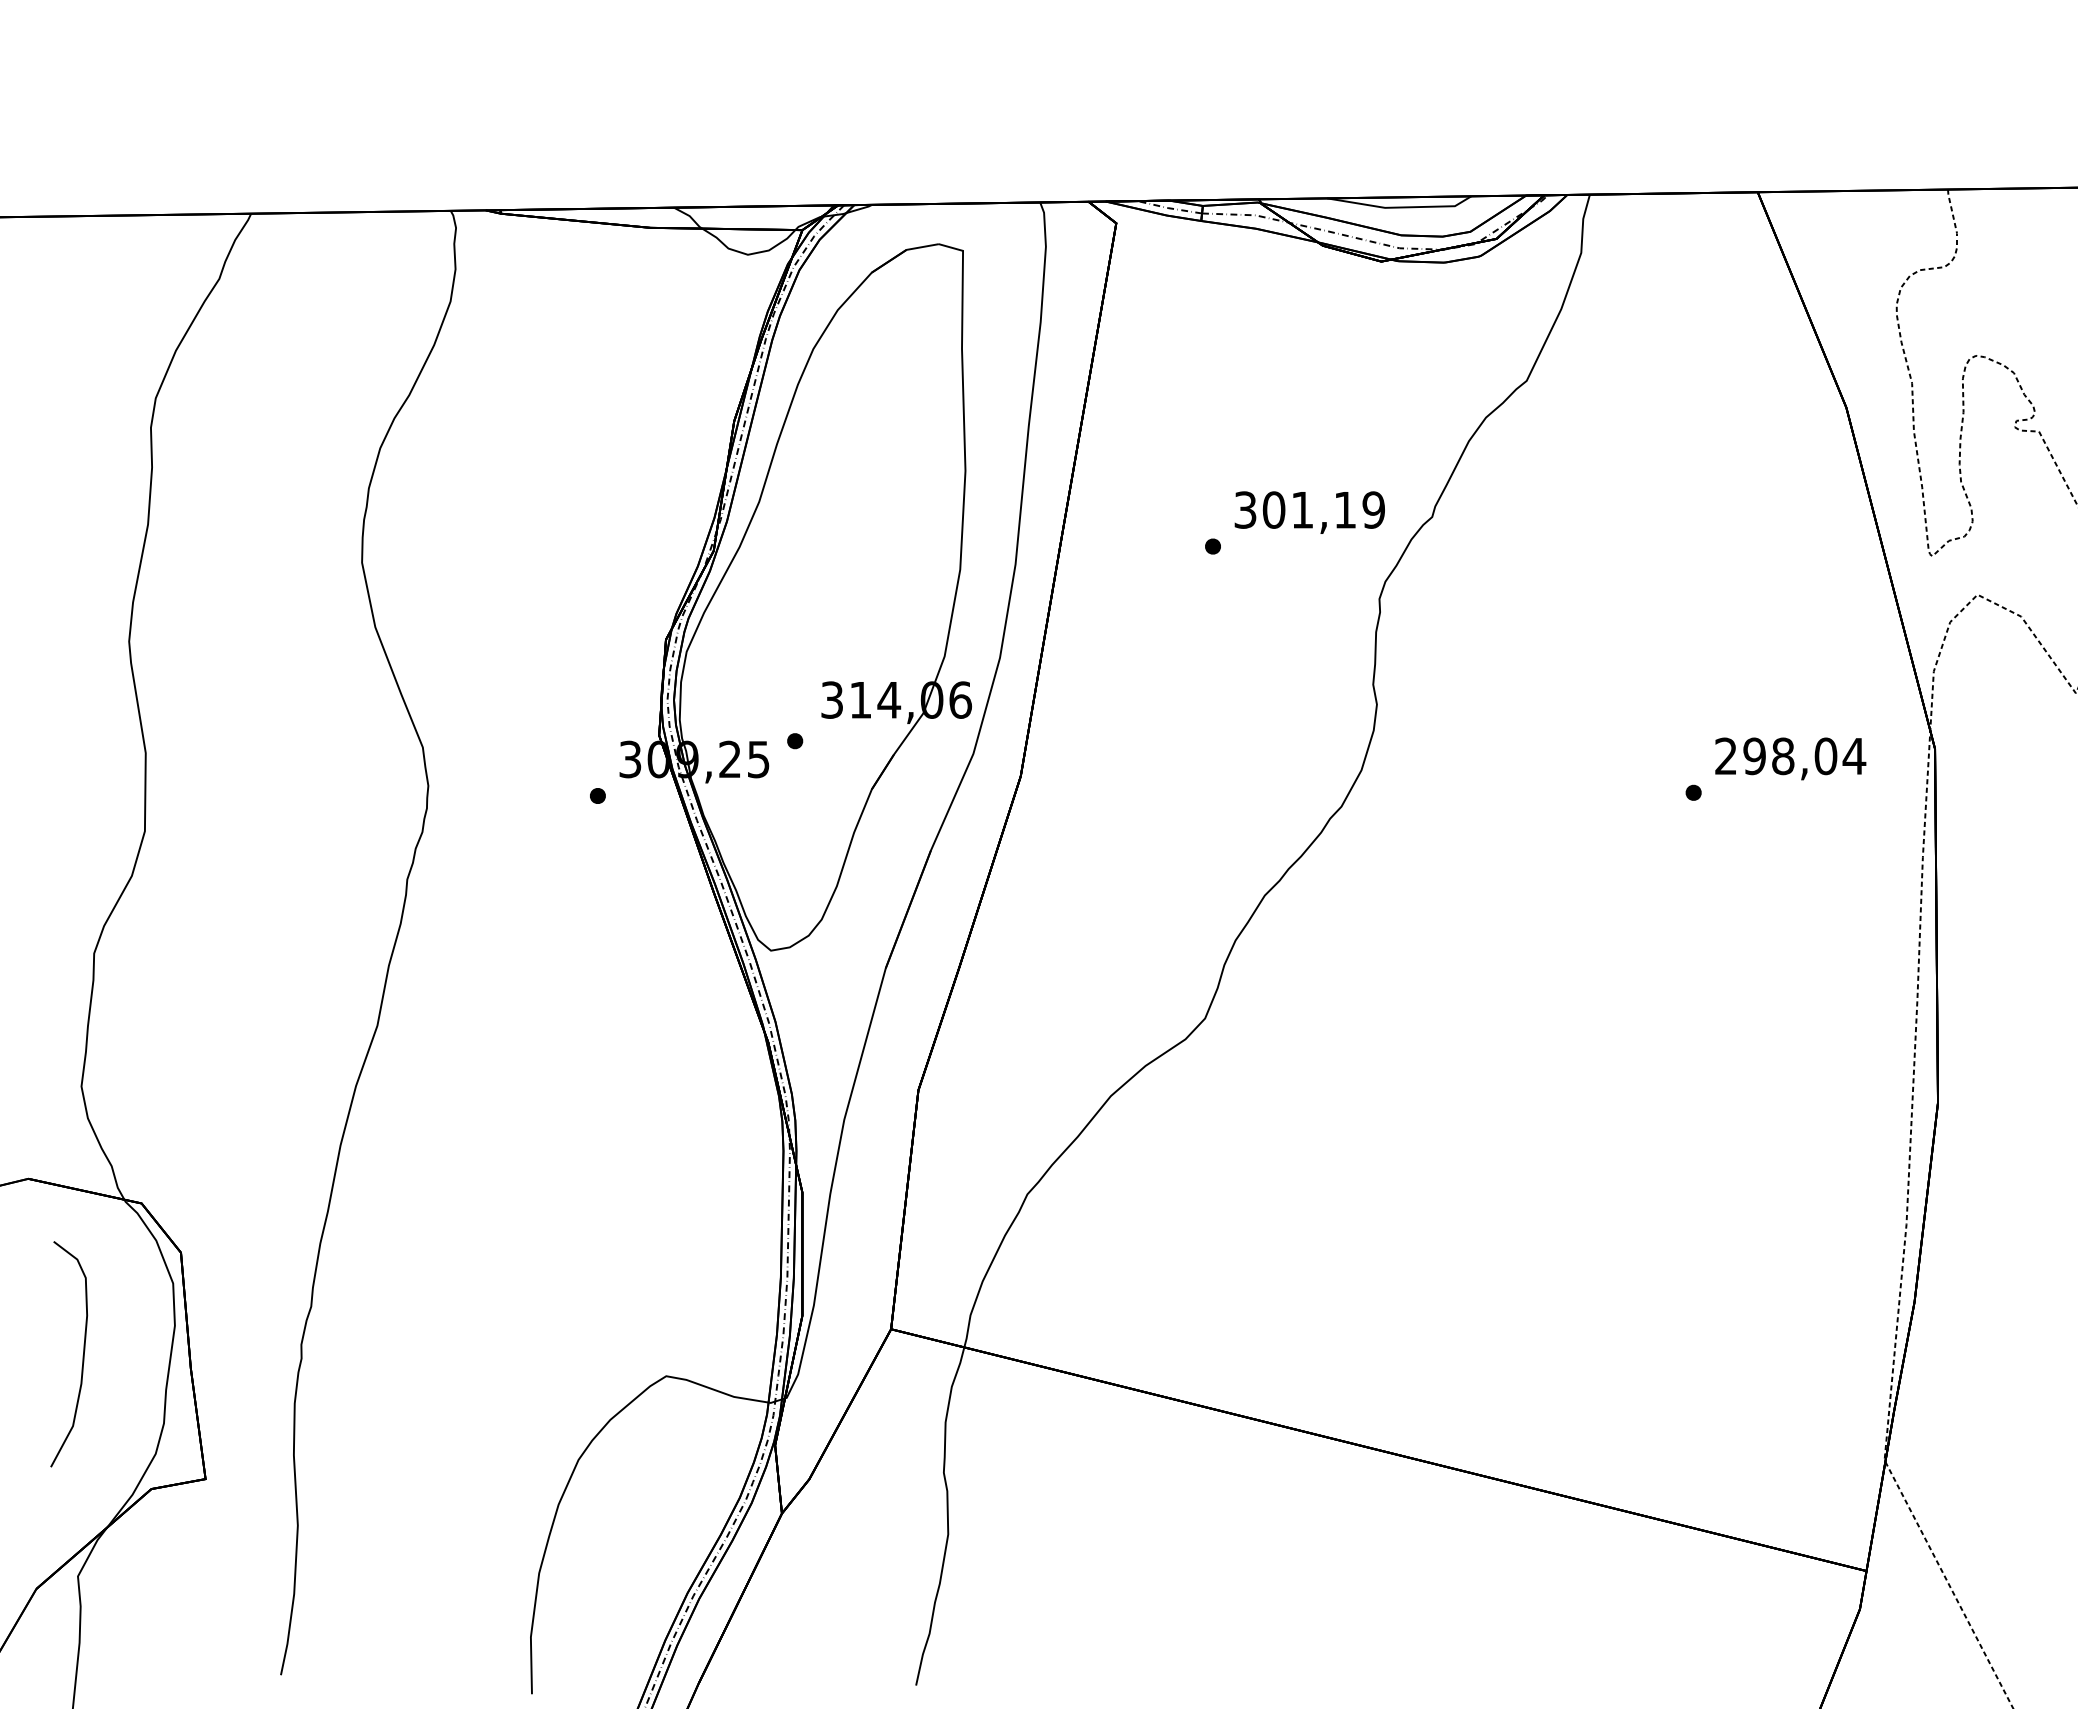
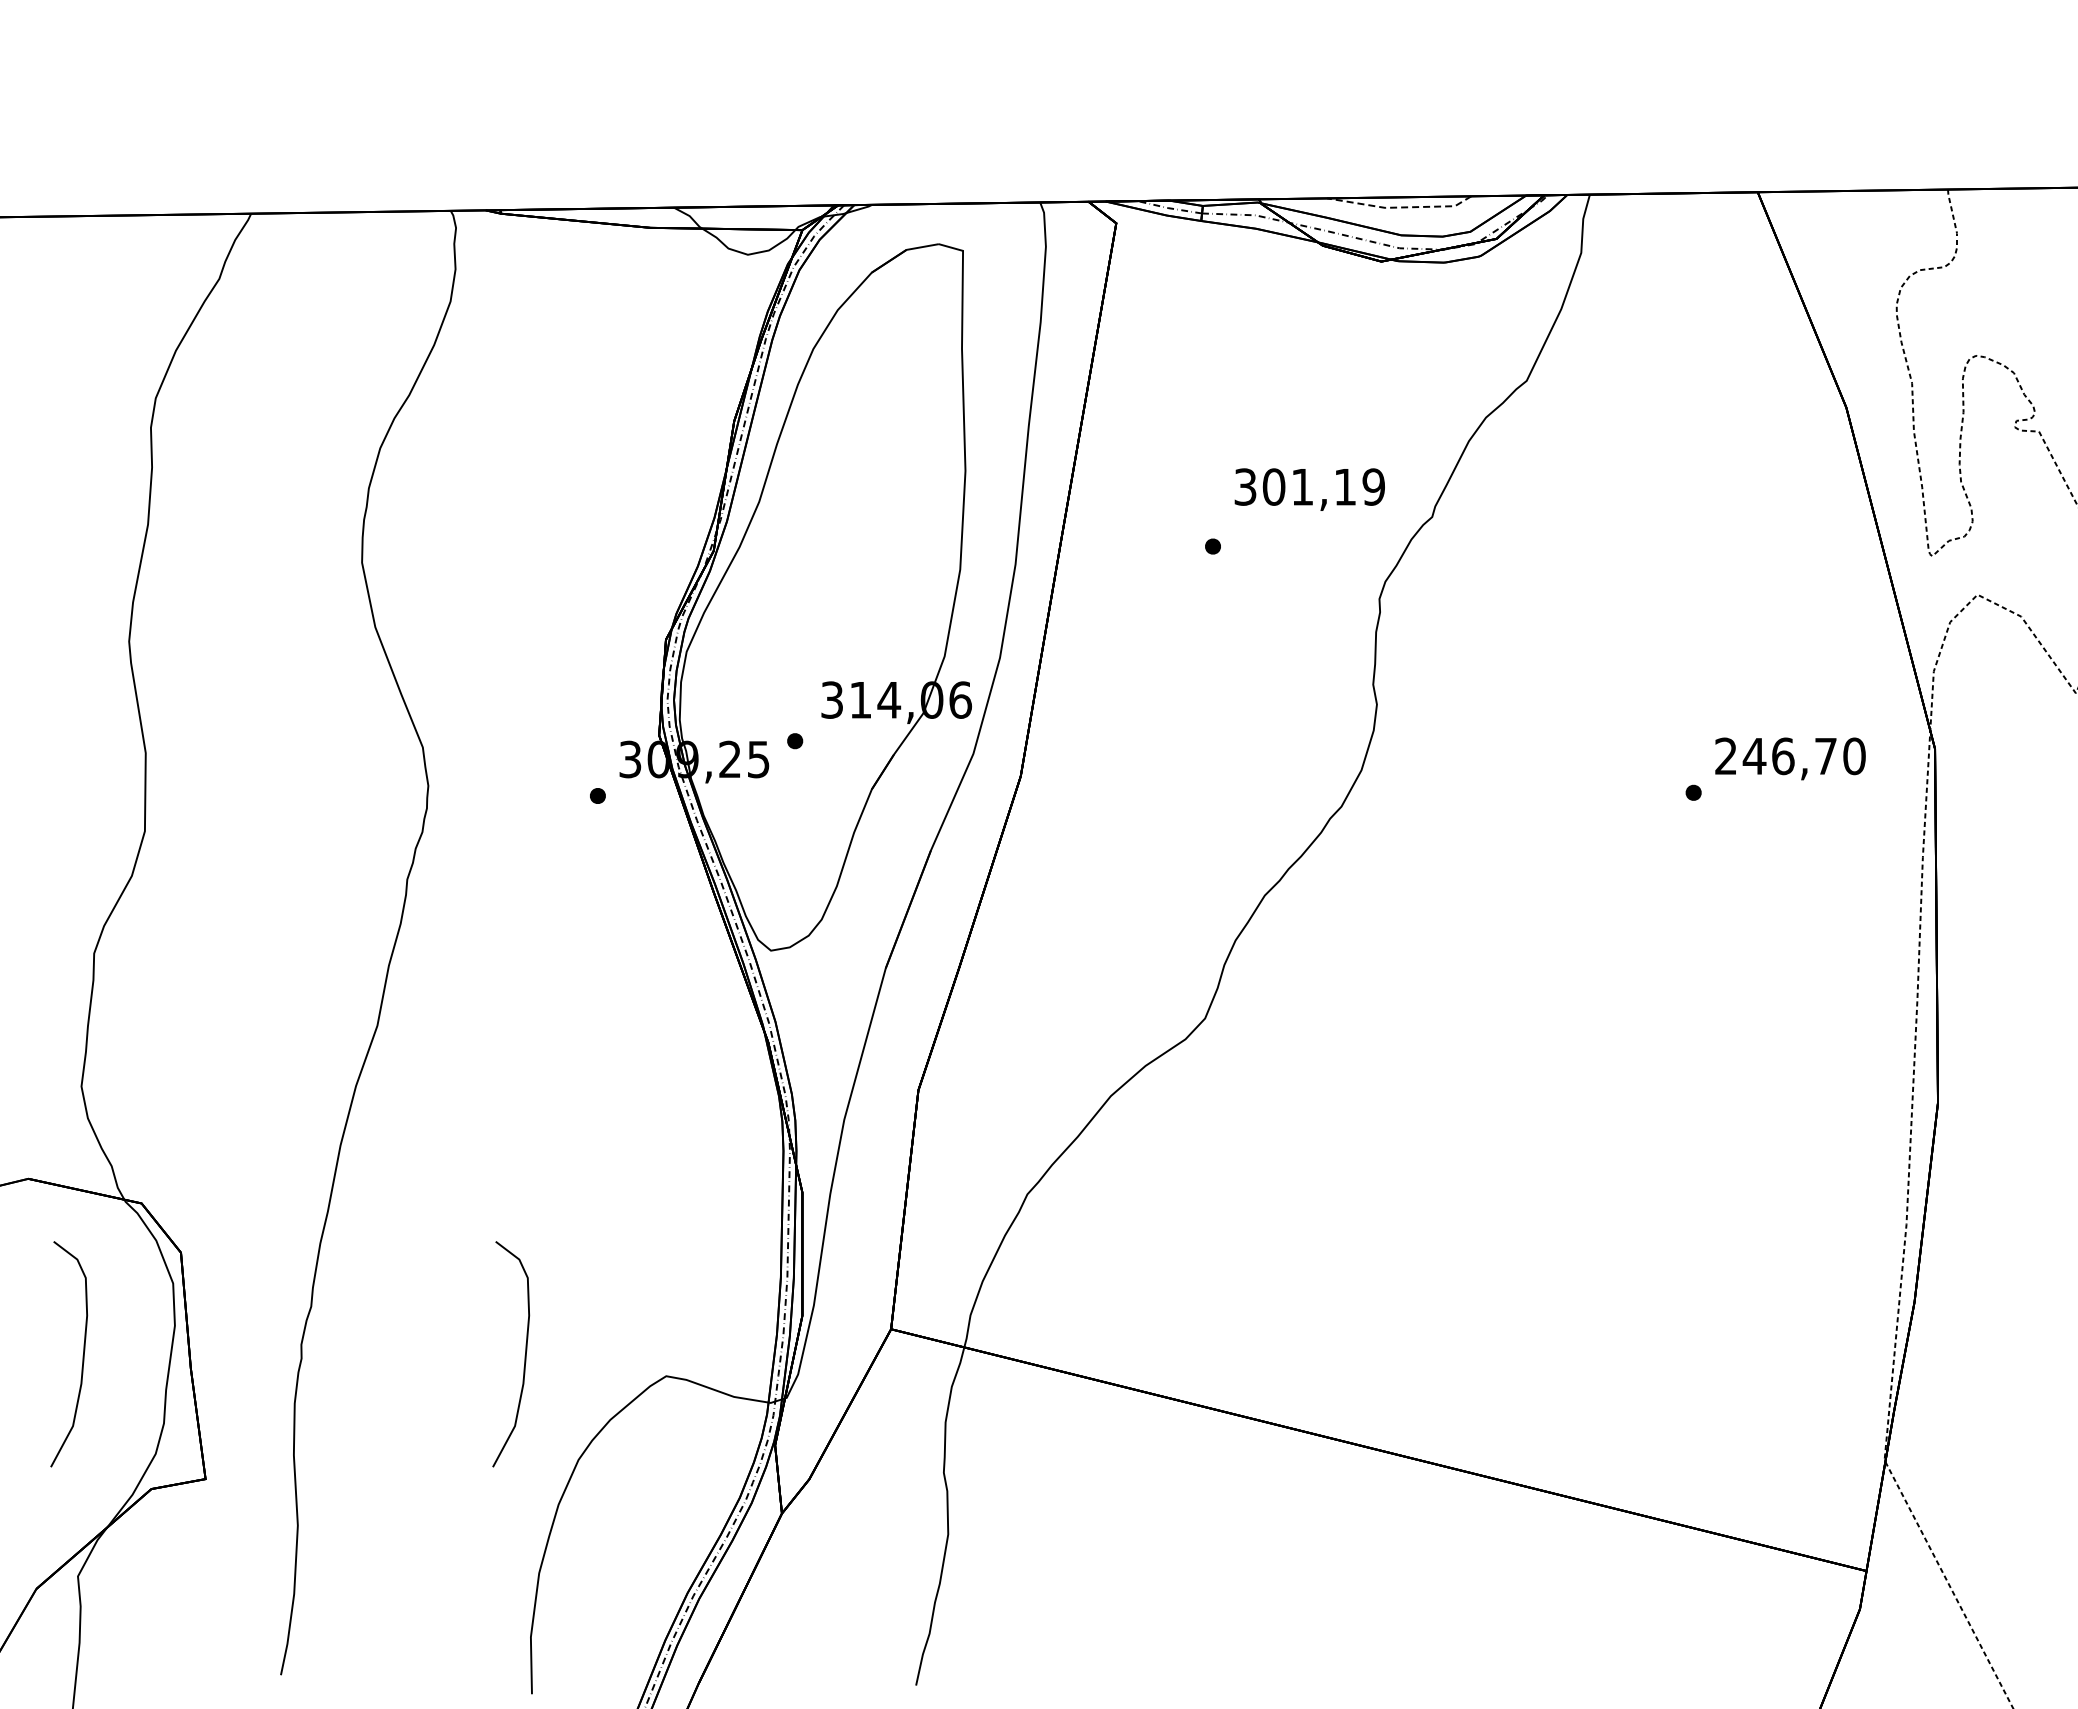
line: solid -> dashed (1400, 207)
text position: (1309, 512) -> (1309, 489) (1309, 489)
text: 298,04 -> 246,70 (1804, 756)
curve: none -> present (524, 1355)
